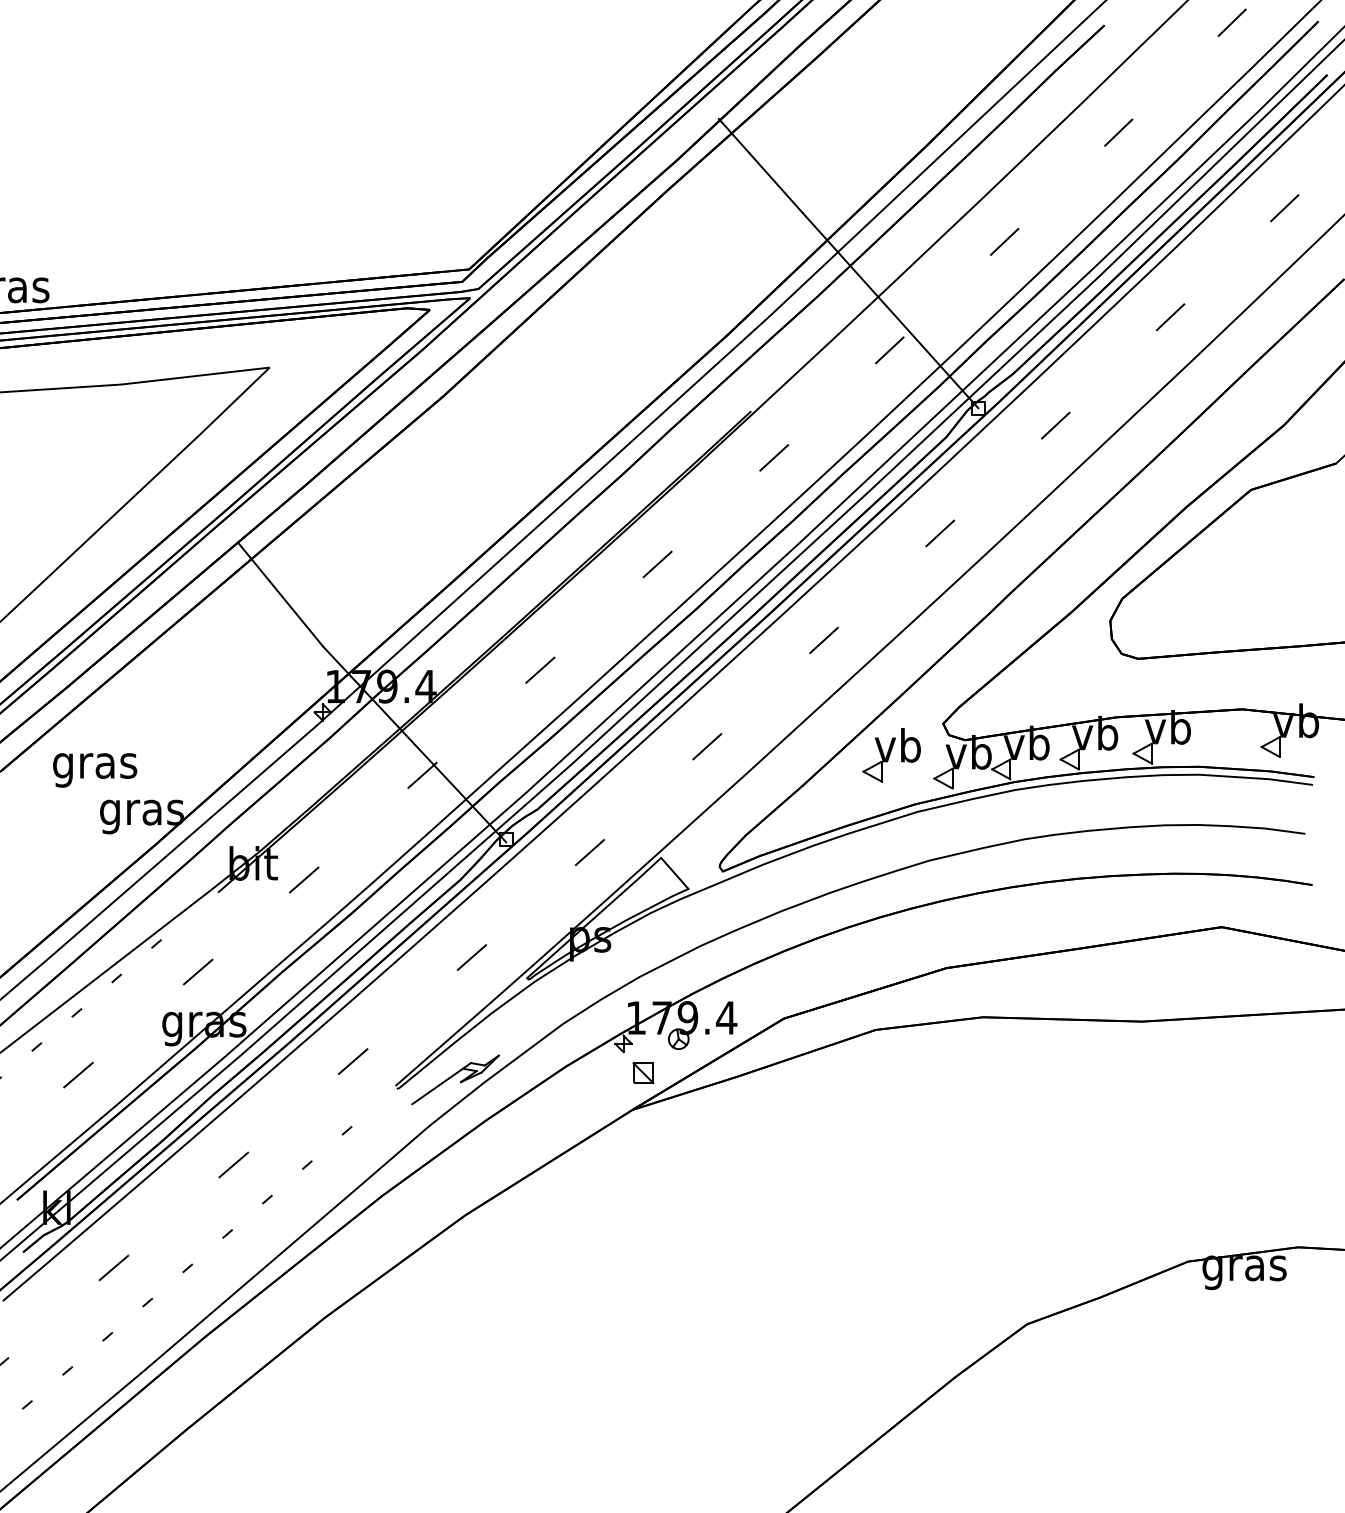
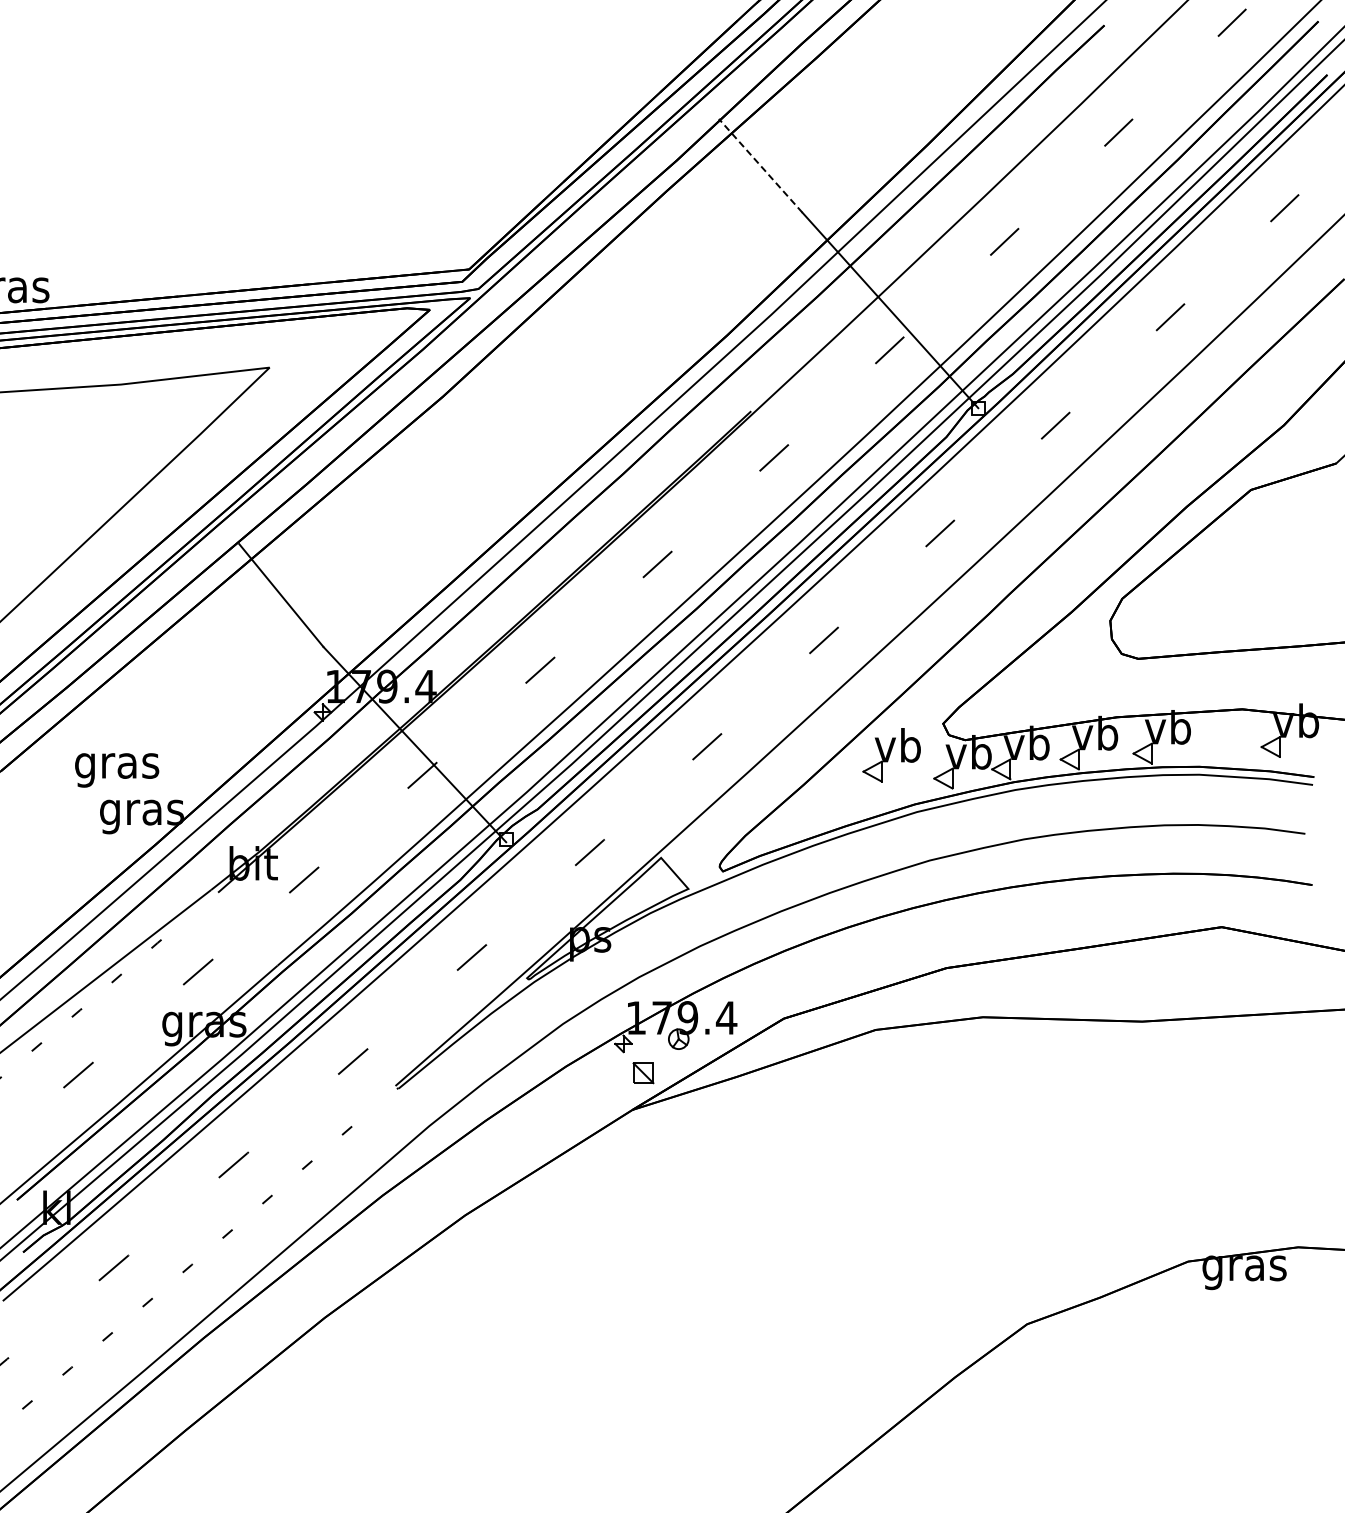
line: solid -> dashed (760, 165)
text position: (95, 770) -> (117, 770) (117, 770)
part: present -> none (455, 1079)
